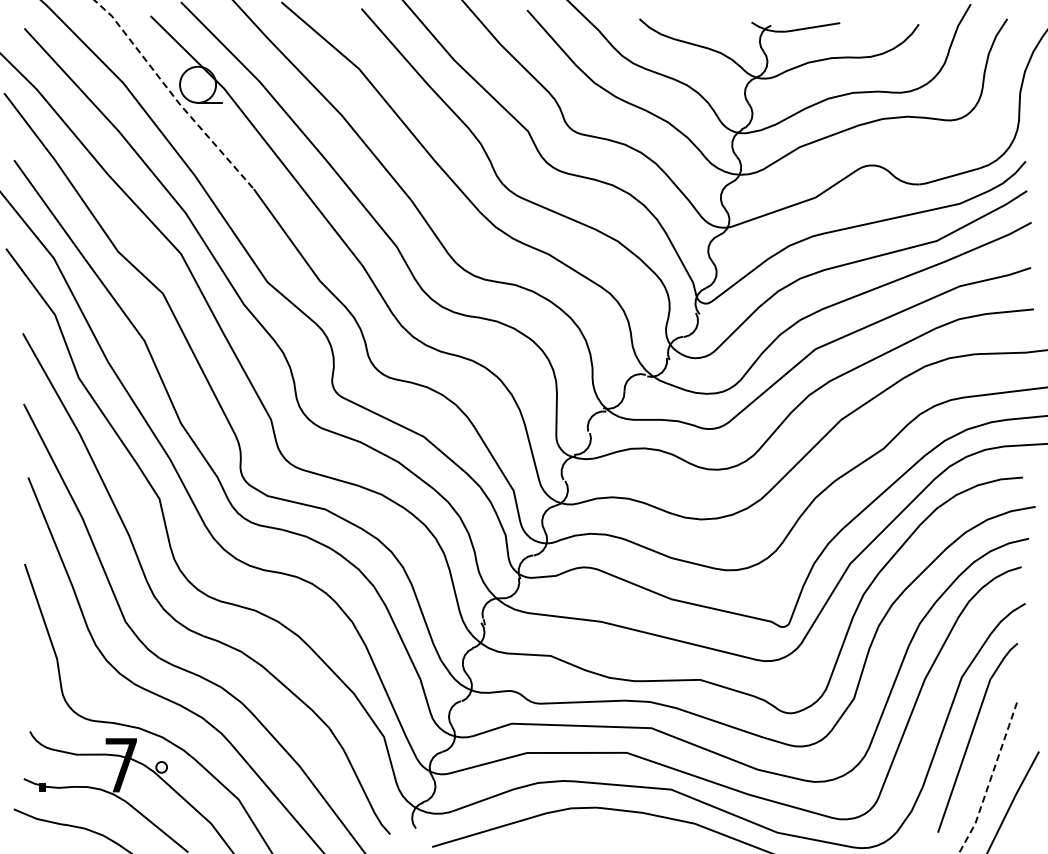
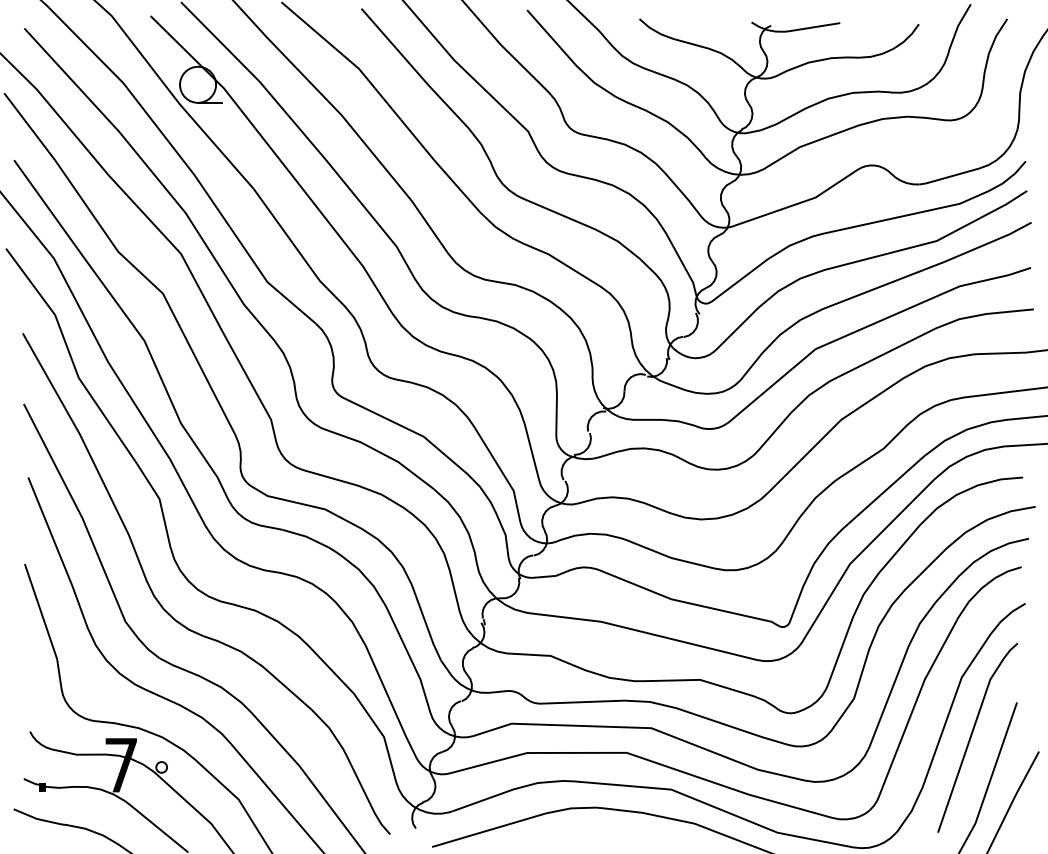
line: dashed -> solid (172, 95)
line: dashed -> solid (990, 779)
